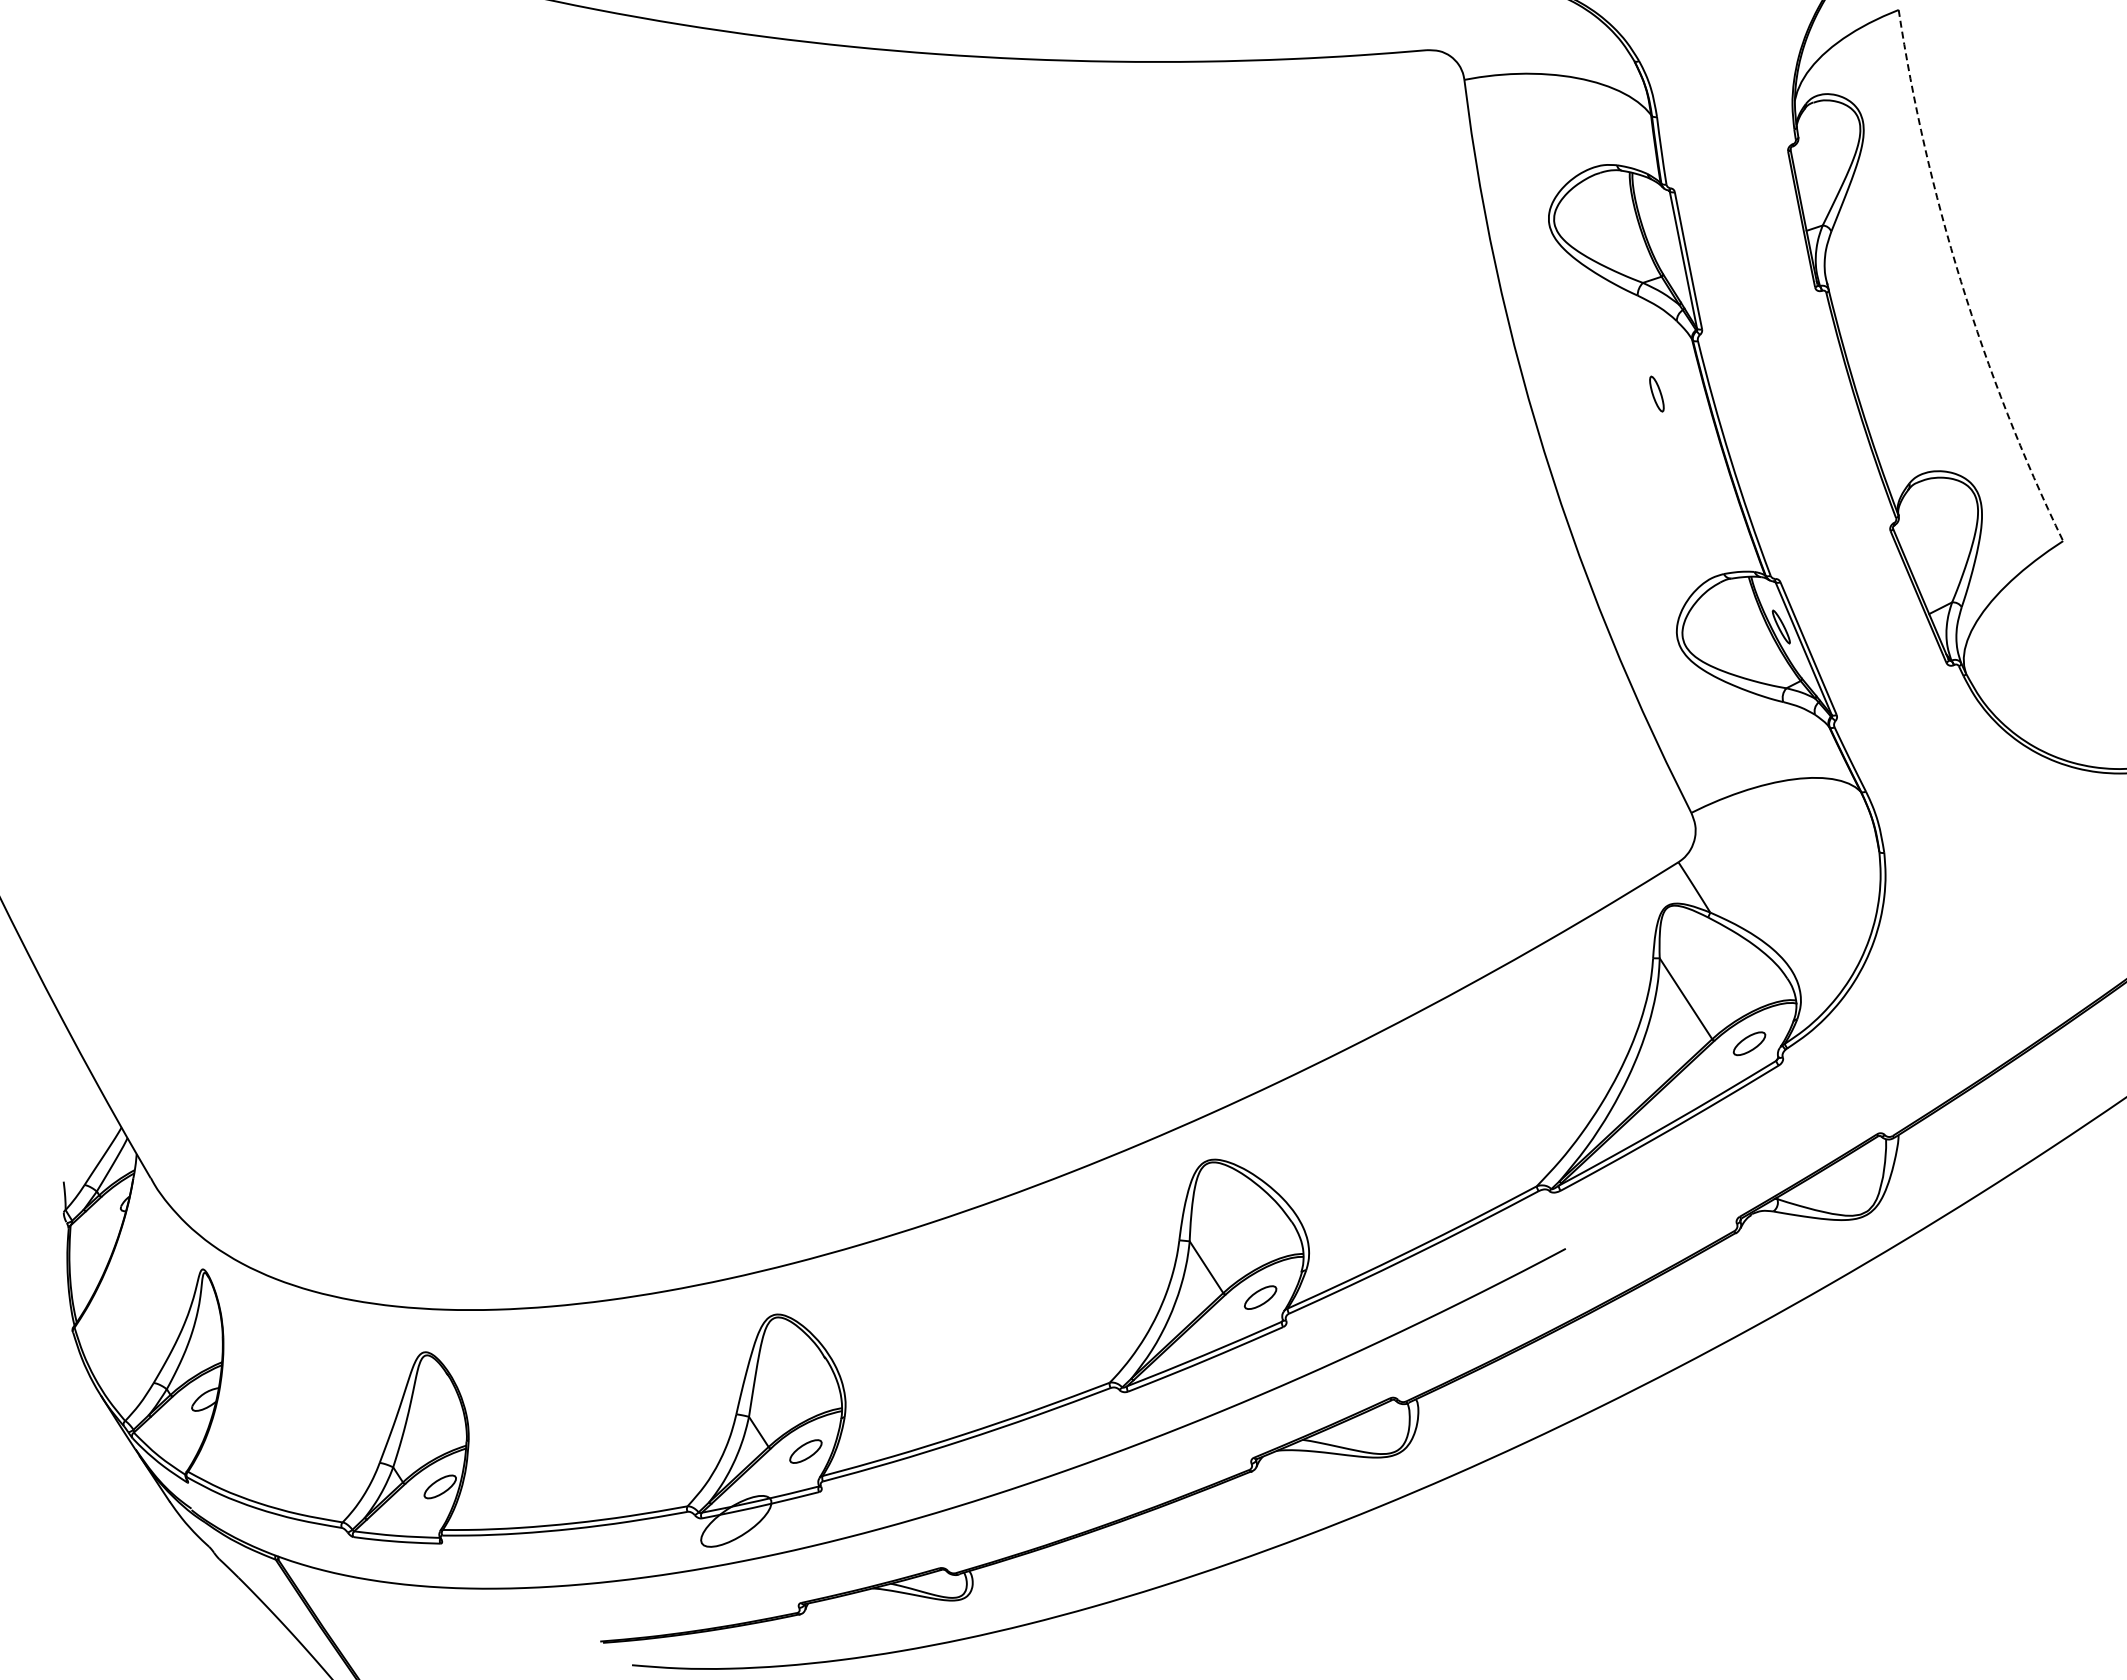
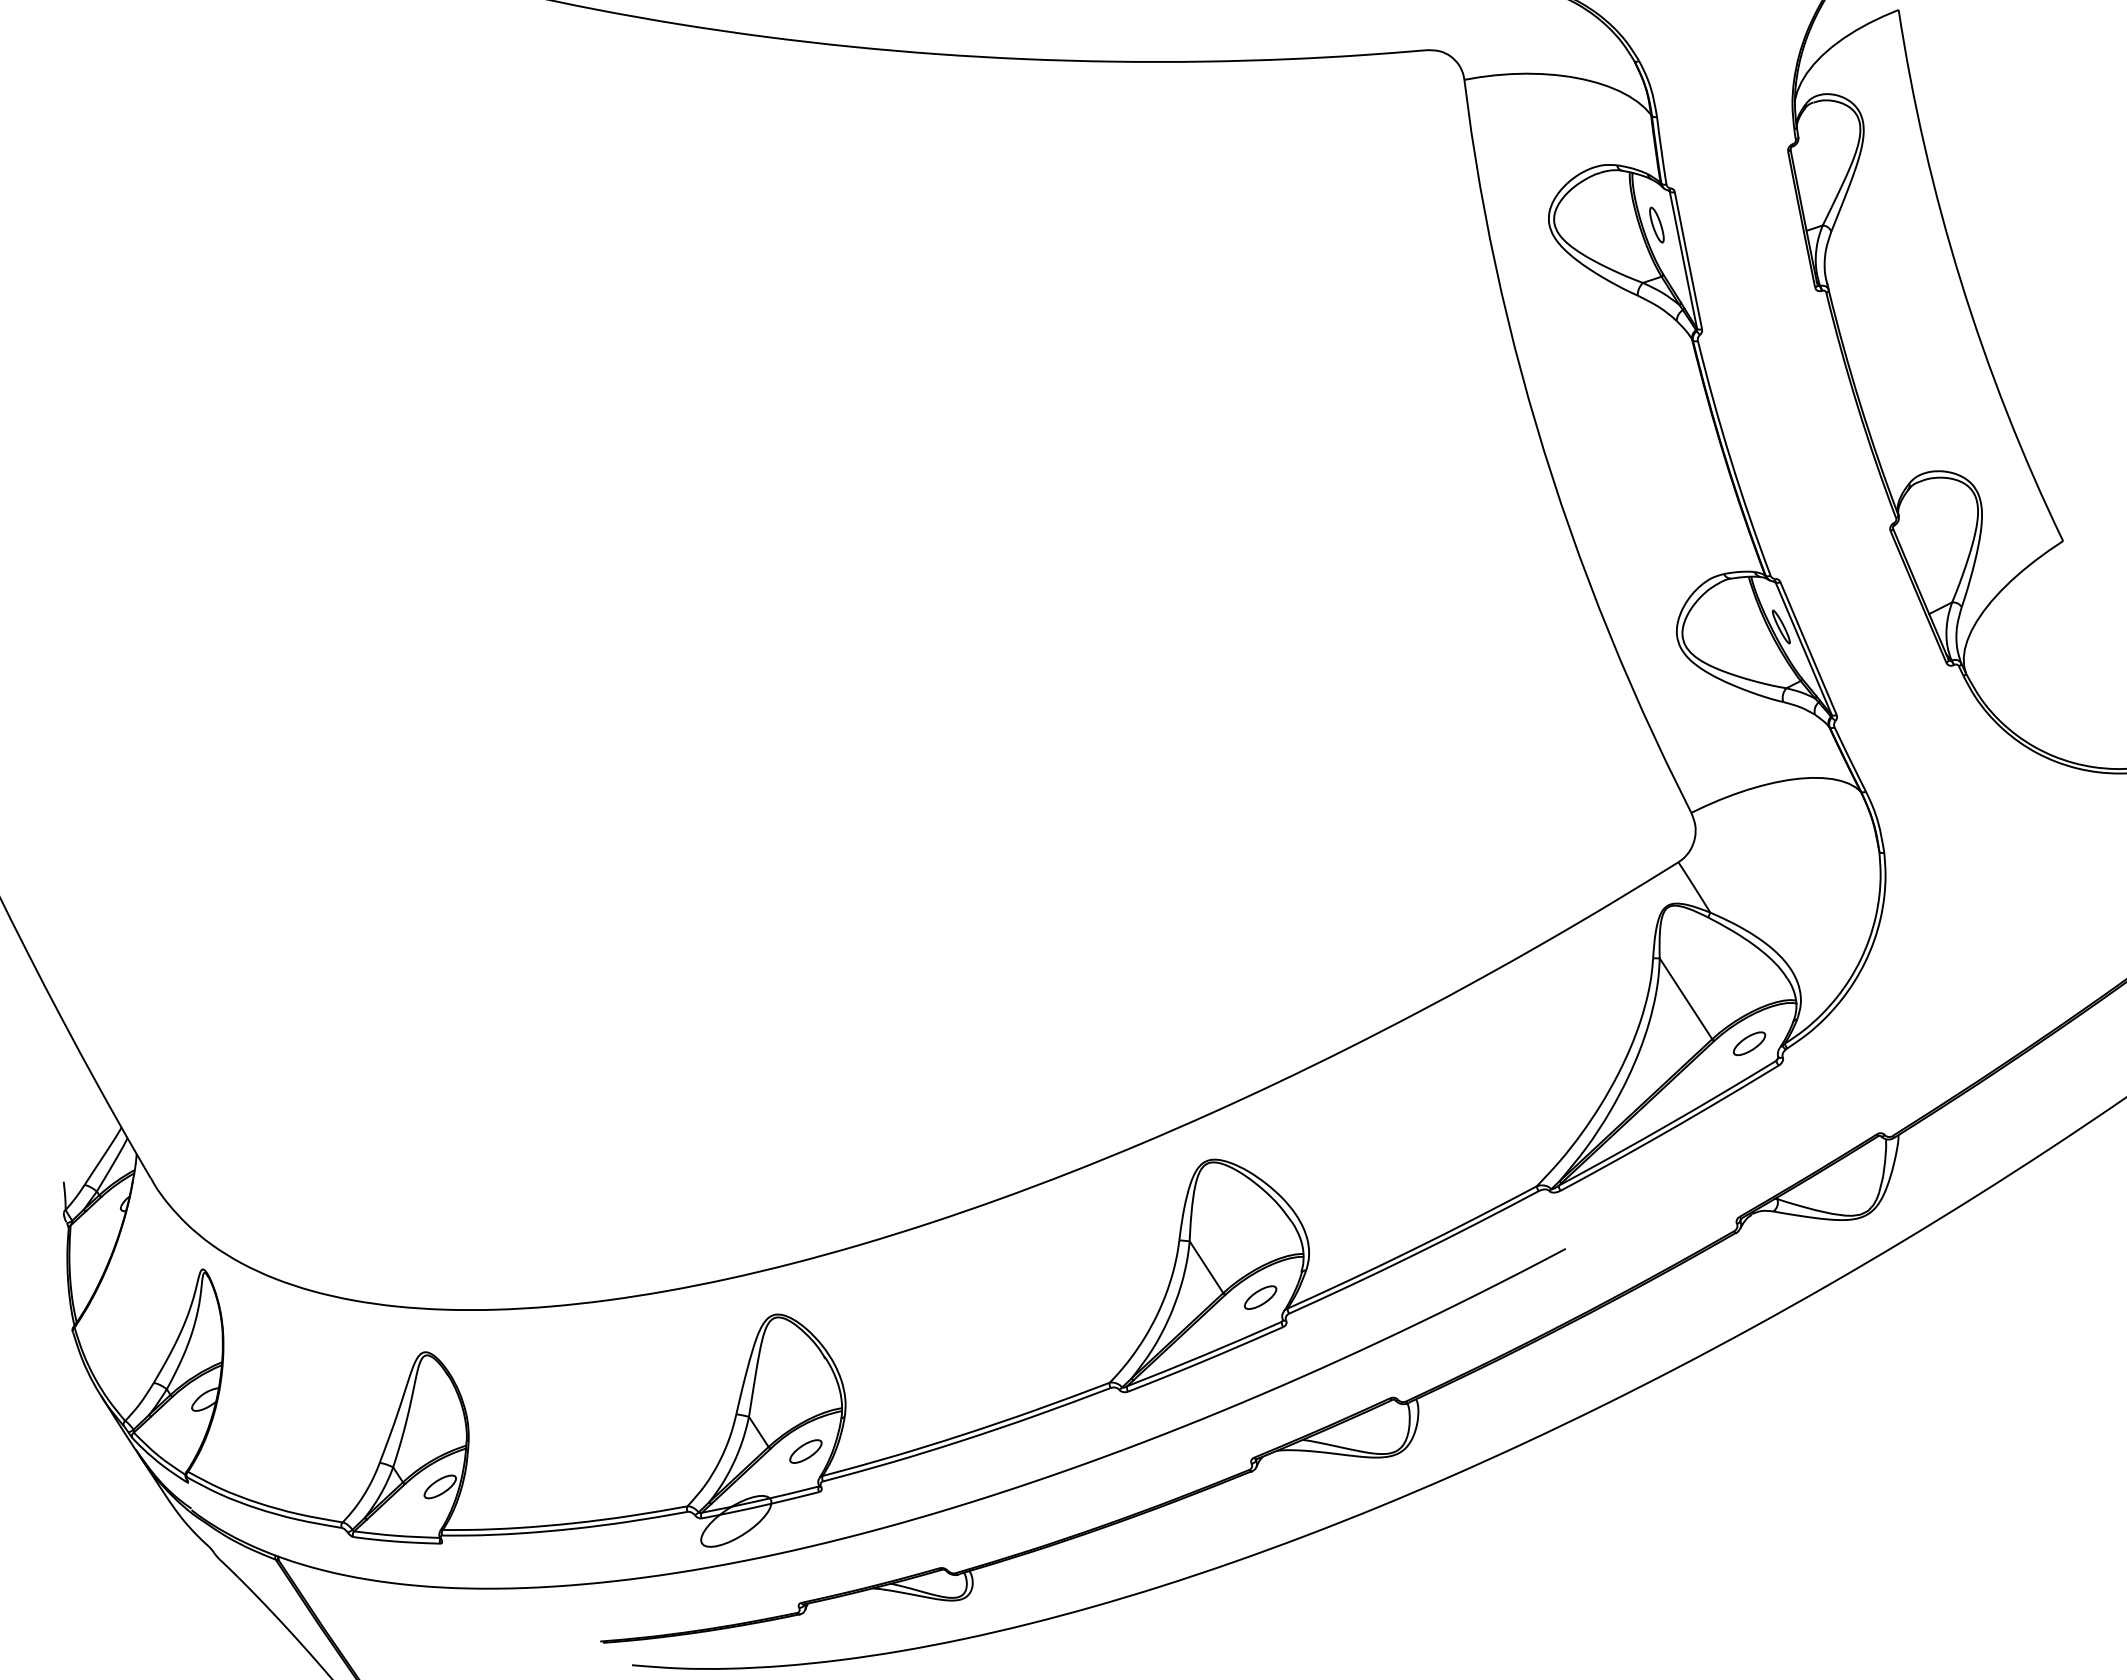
arc: dashed -> solid (1961, 281)
part position: (1656, 393) -> (1656, 224) (1656, 224)
